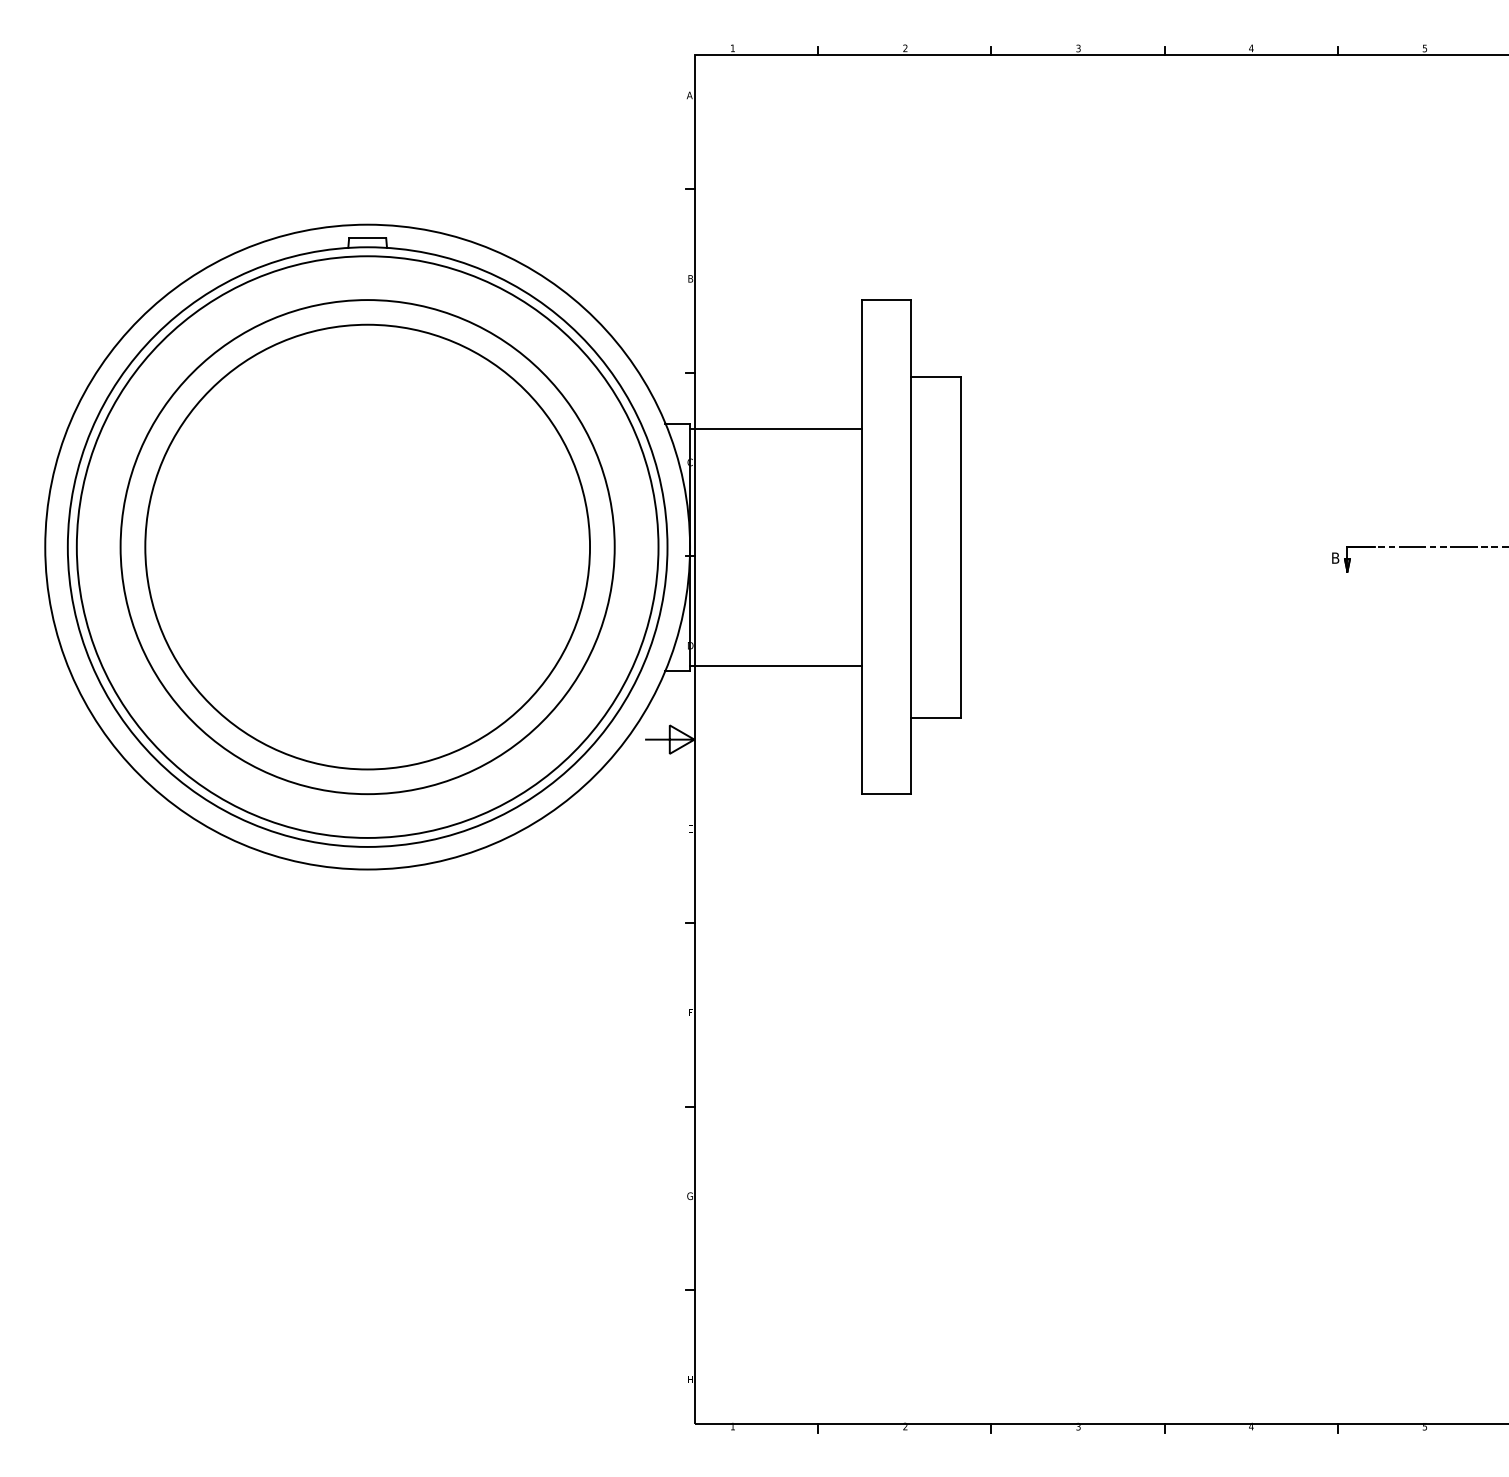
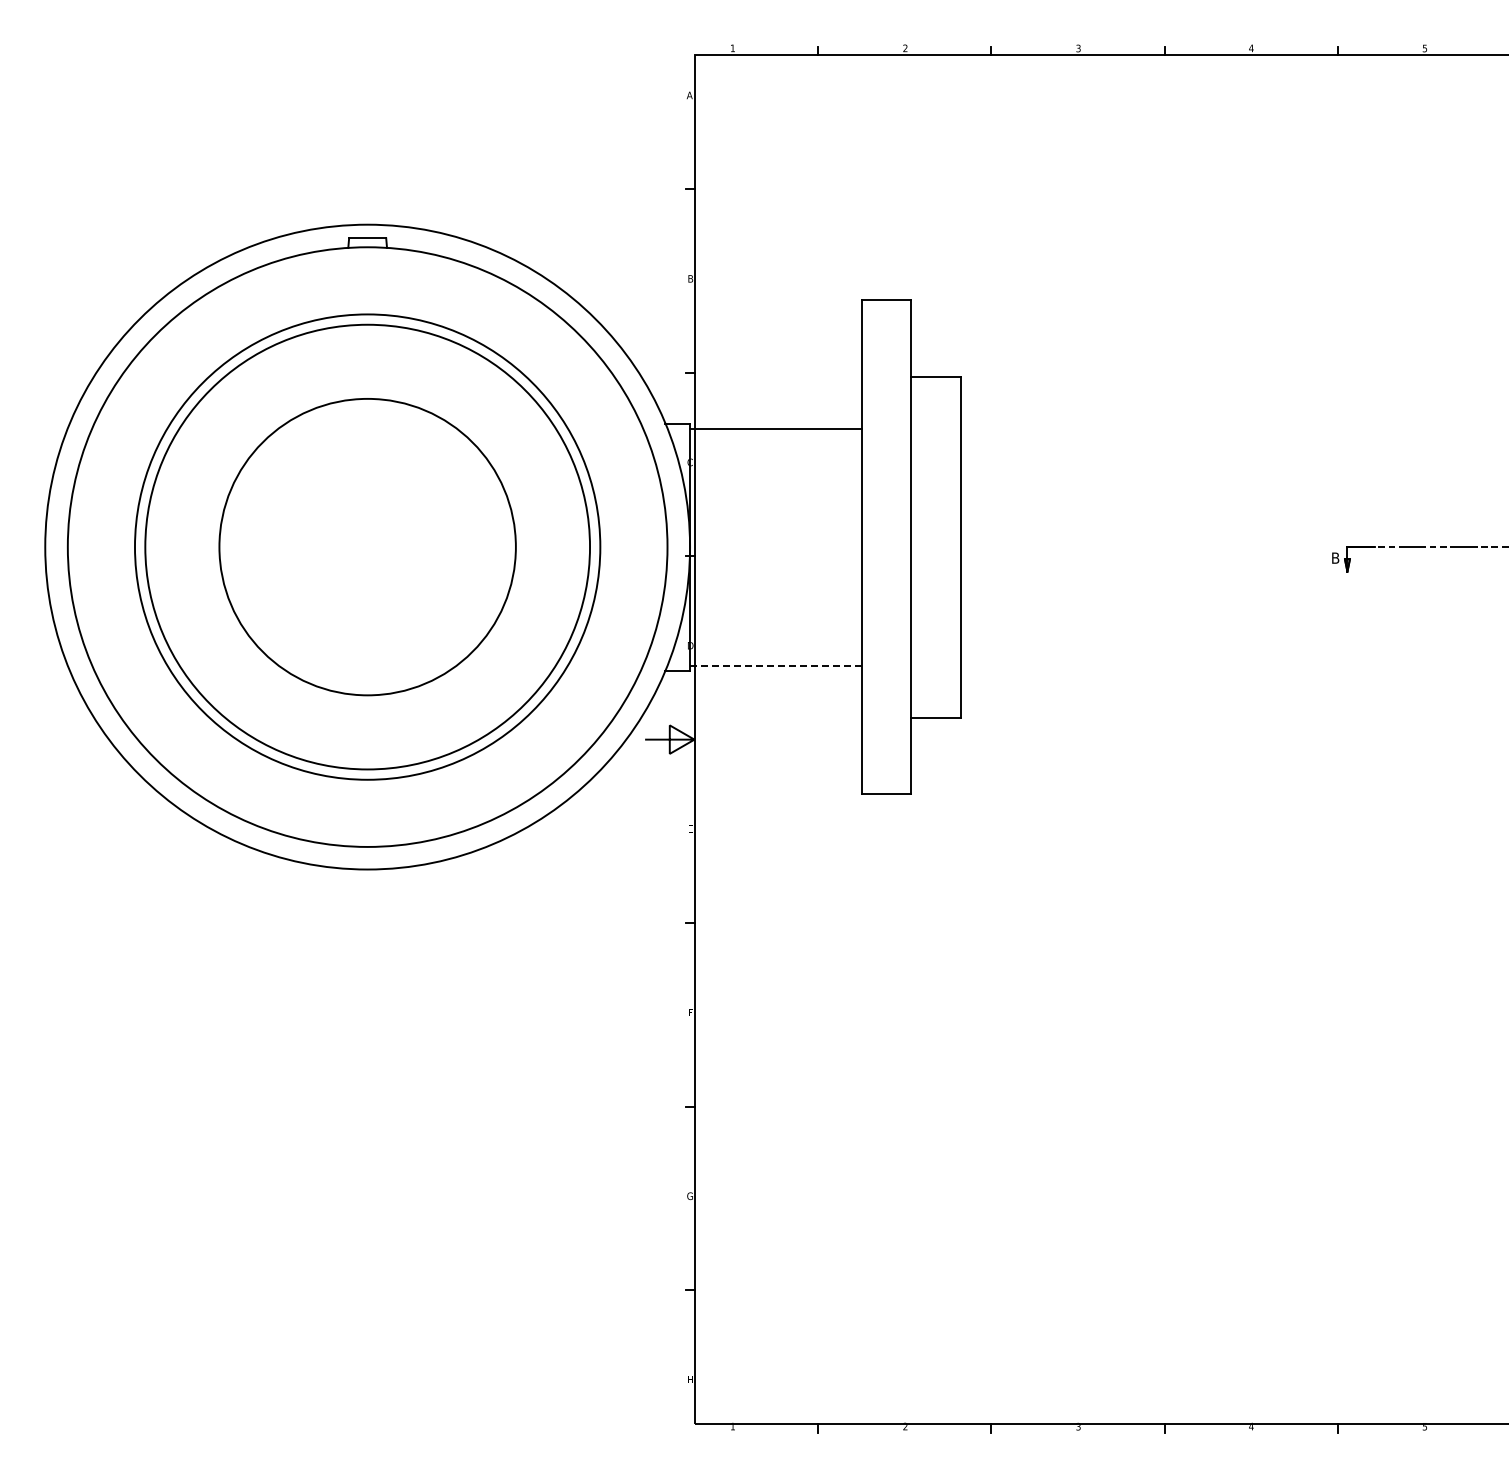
circle diameter: 582 px -> 465 px (367, 546)
circle diameter: 494 px -> 296 px (367, 546)
line: solid -> dashed (775, 665)
